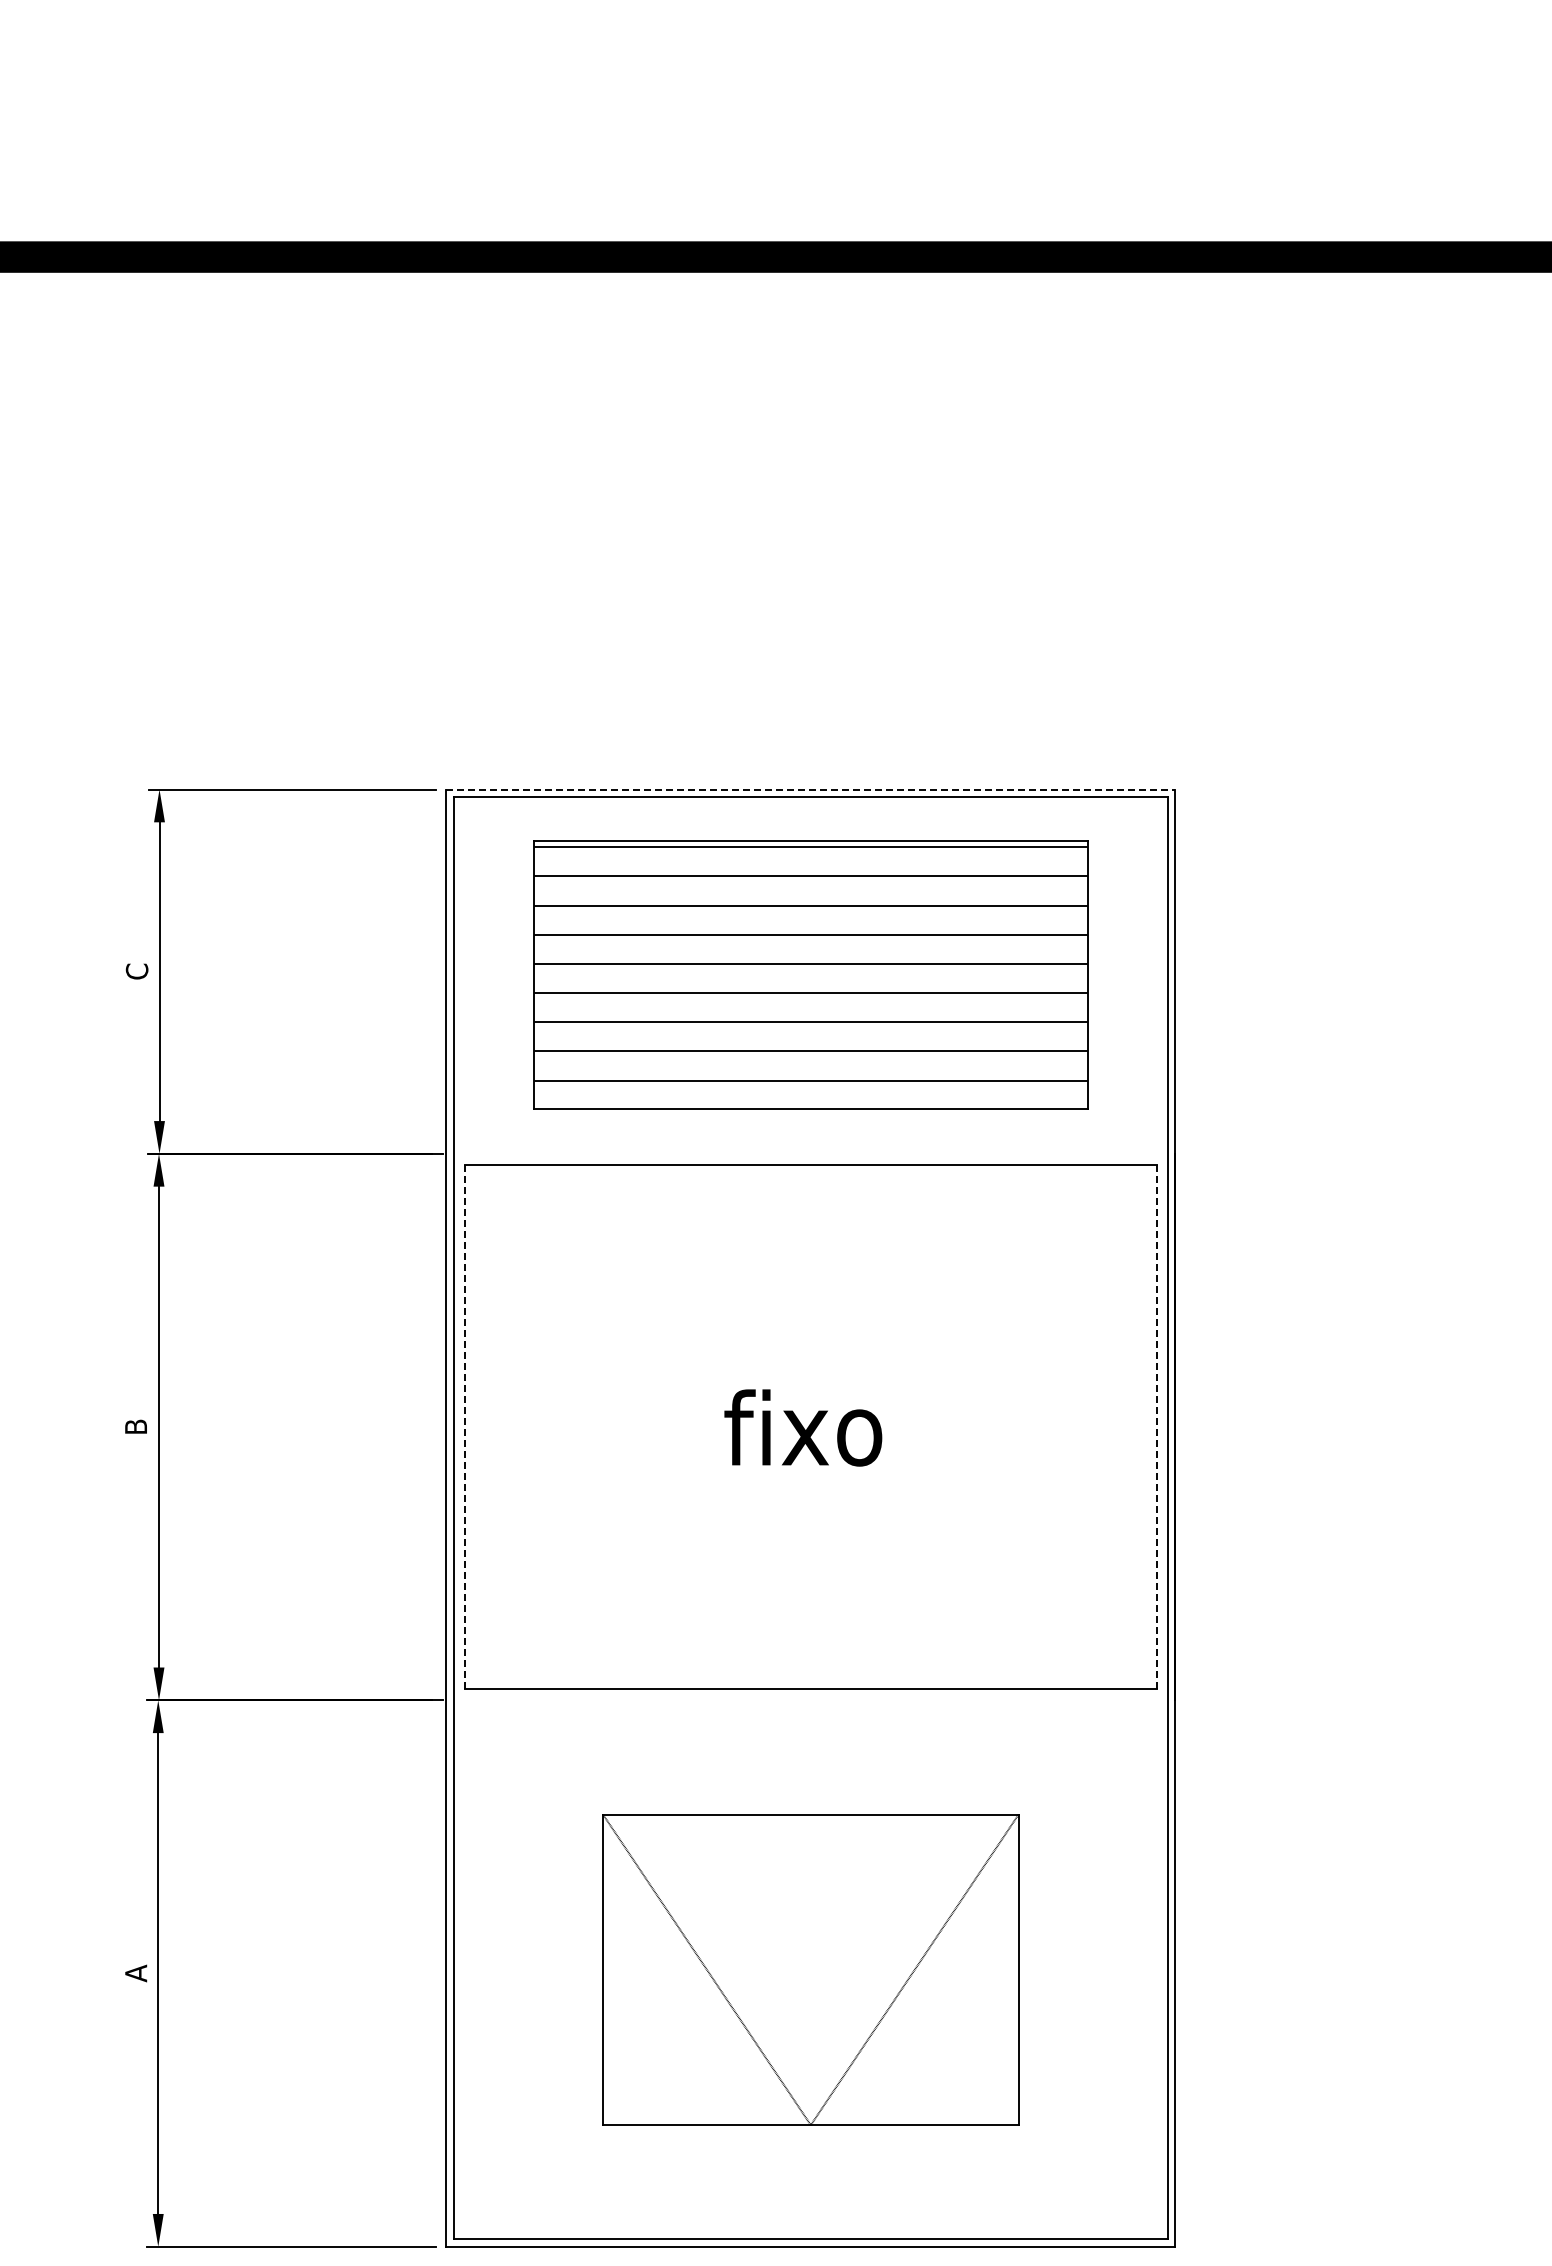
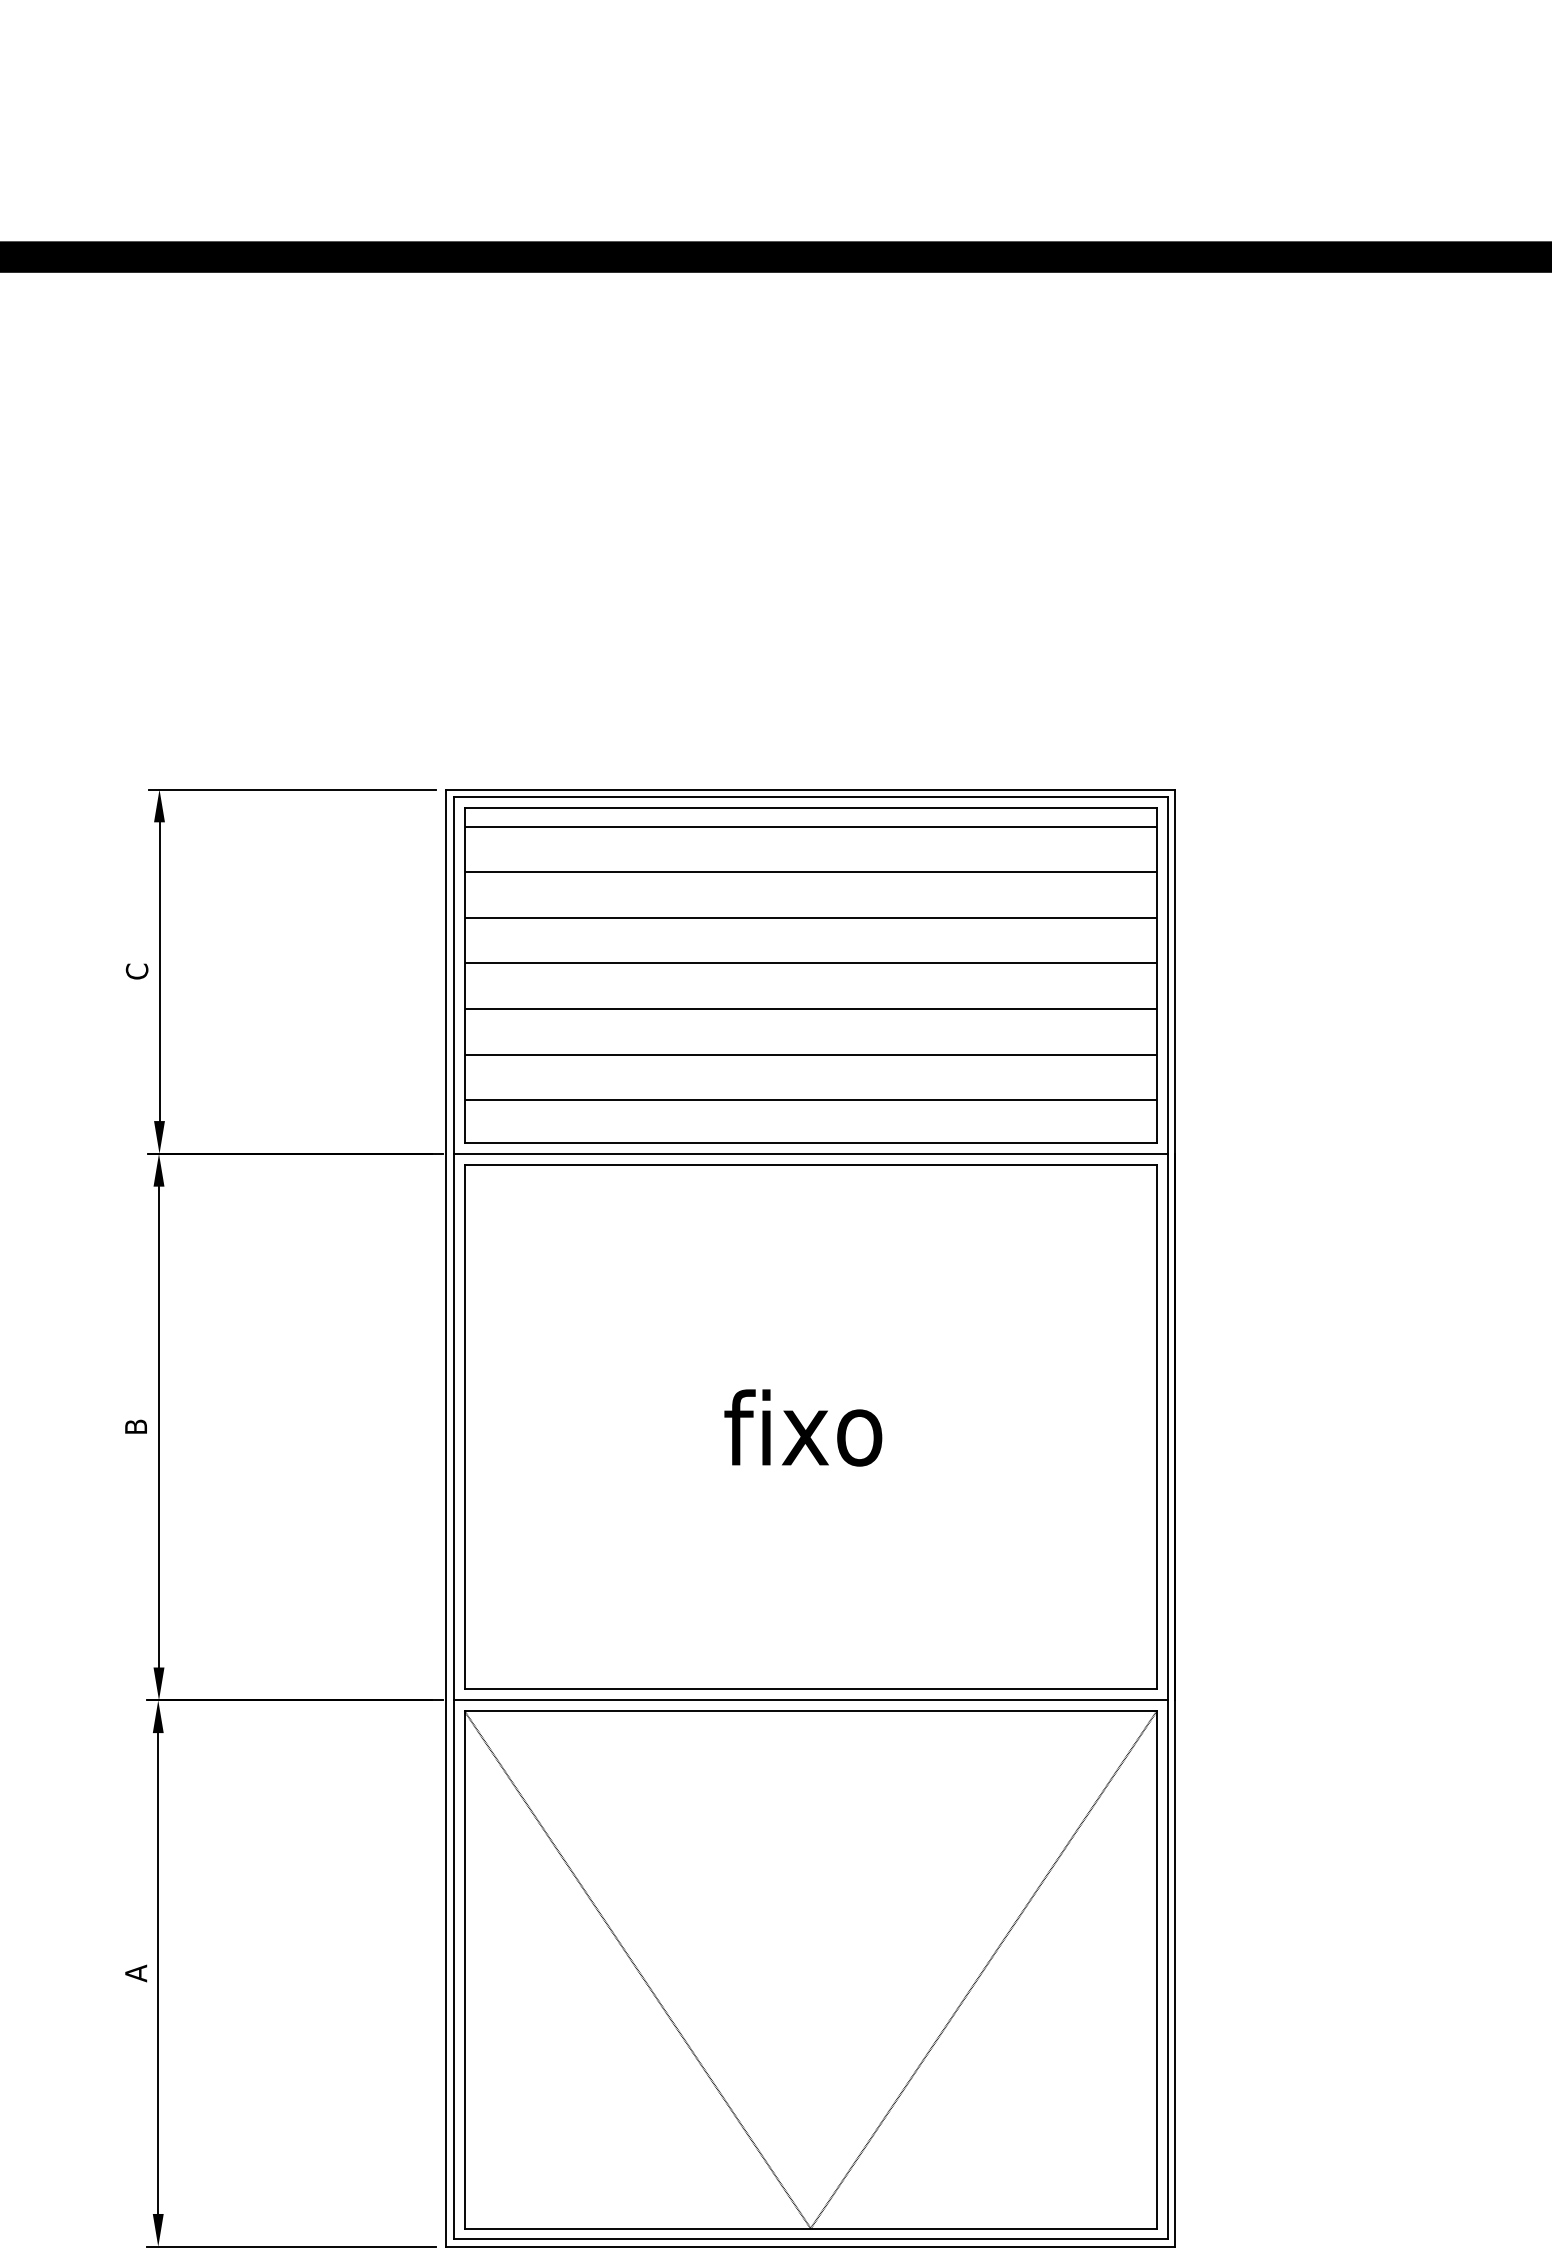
line: dashed -> solid (811, 789)
part size: 556x270 px -> 694x337 px (810, 975)
line: none -> present (810, 1153)
line: dashed -> solid (464, 1426)
line: dashed -> solid (1156, 1427)
line: none -> present (810, 1700)
part size: 418x312 px -> 694x520 px (810, 1969)
